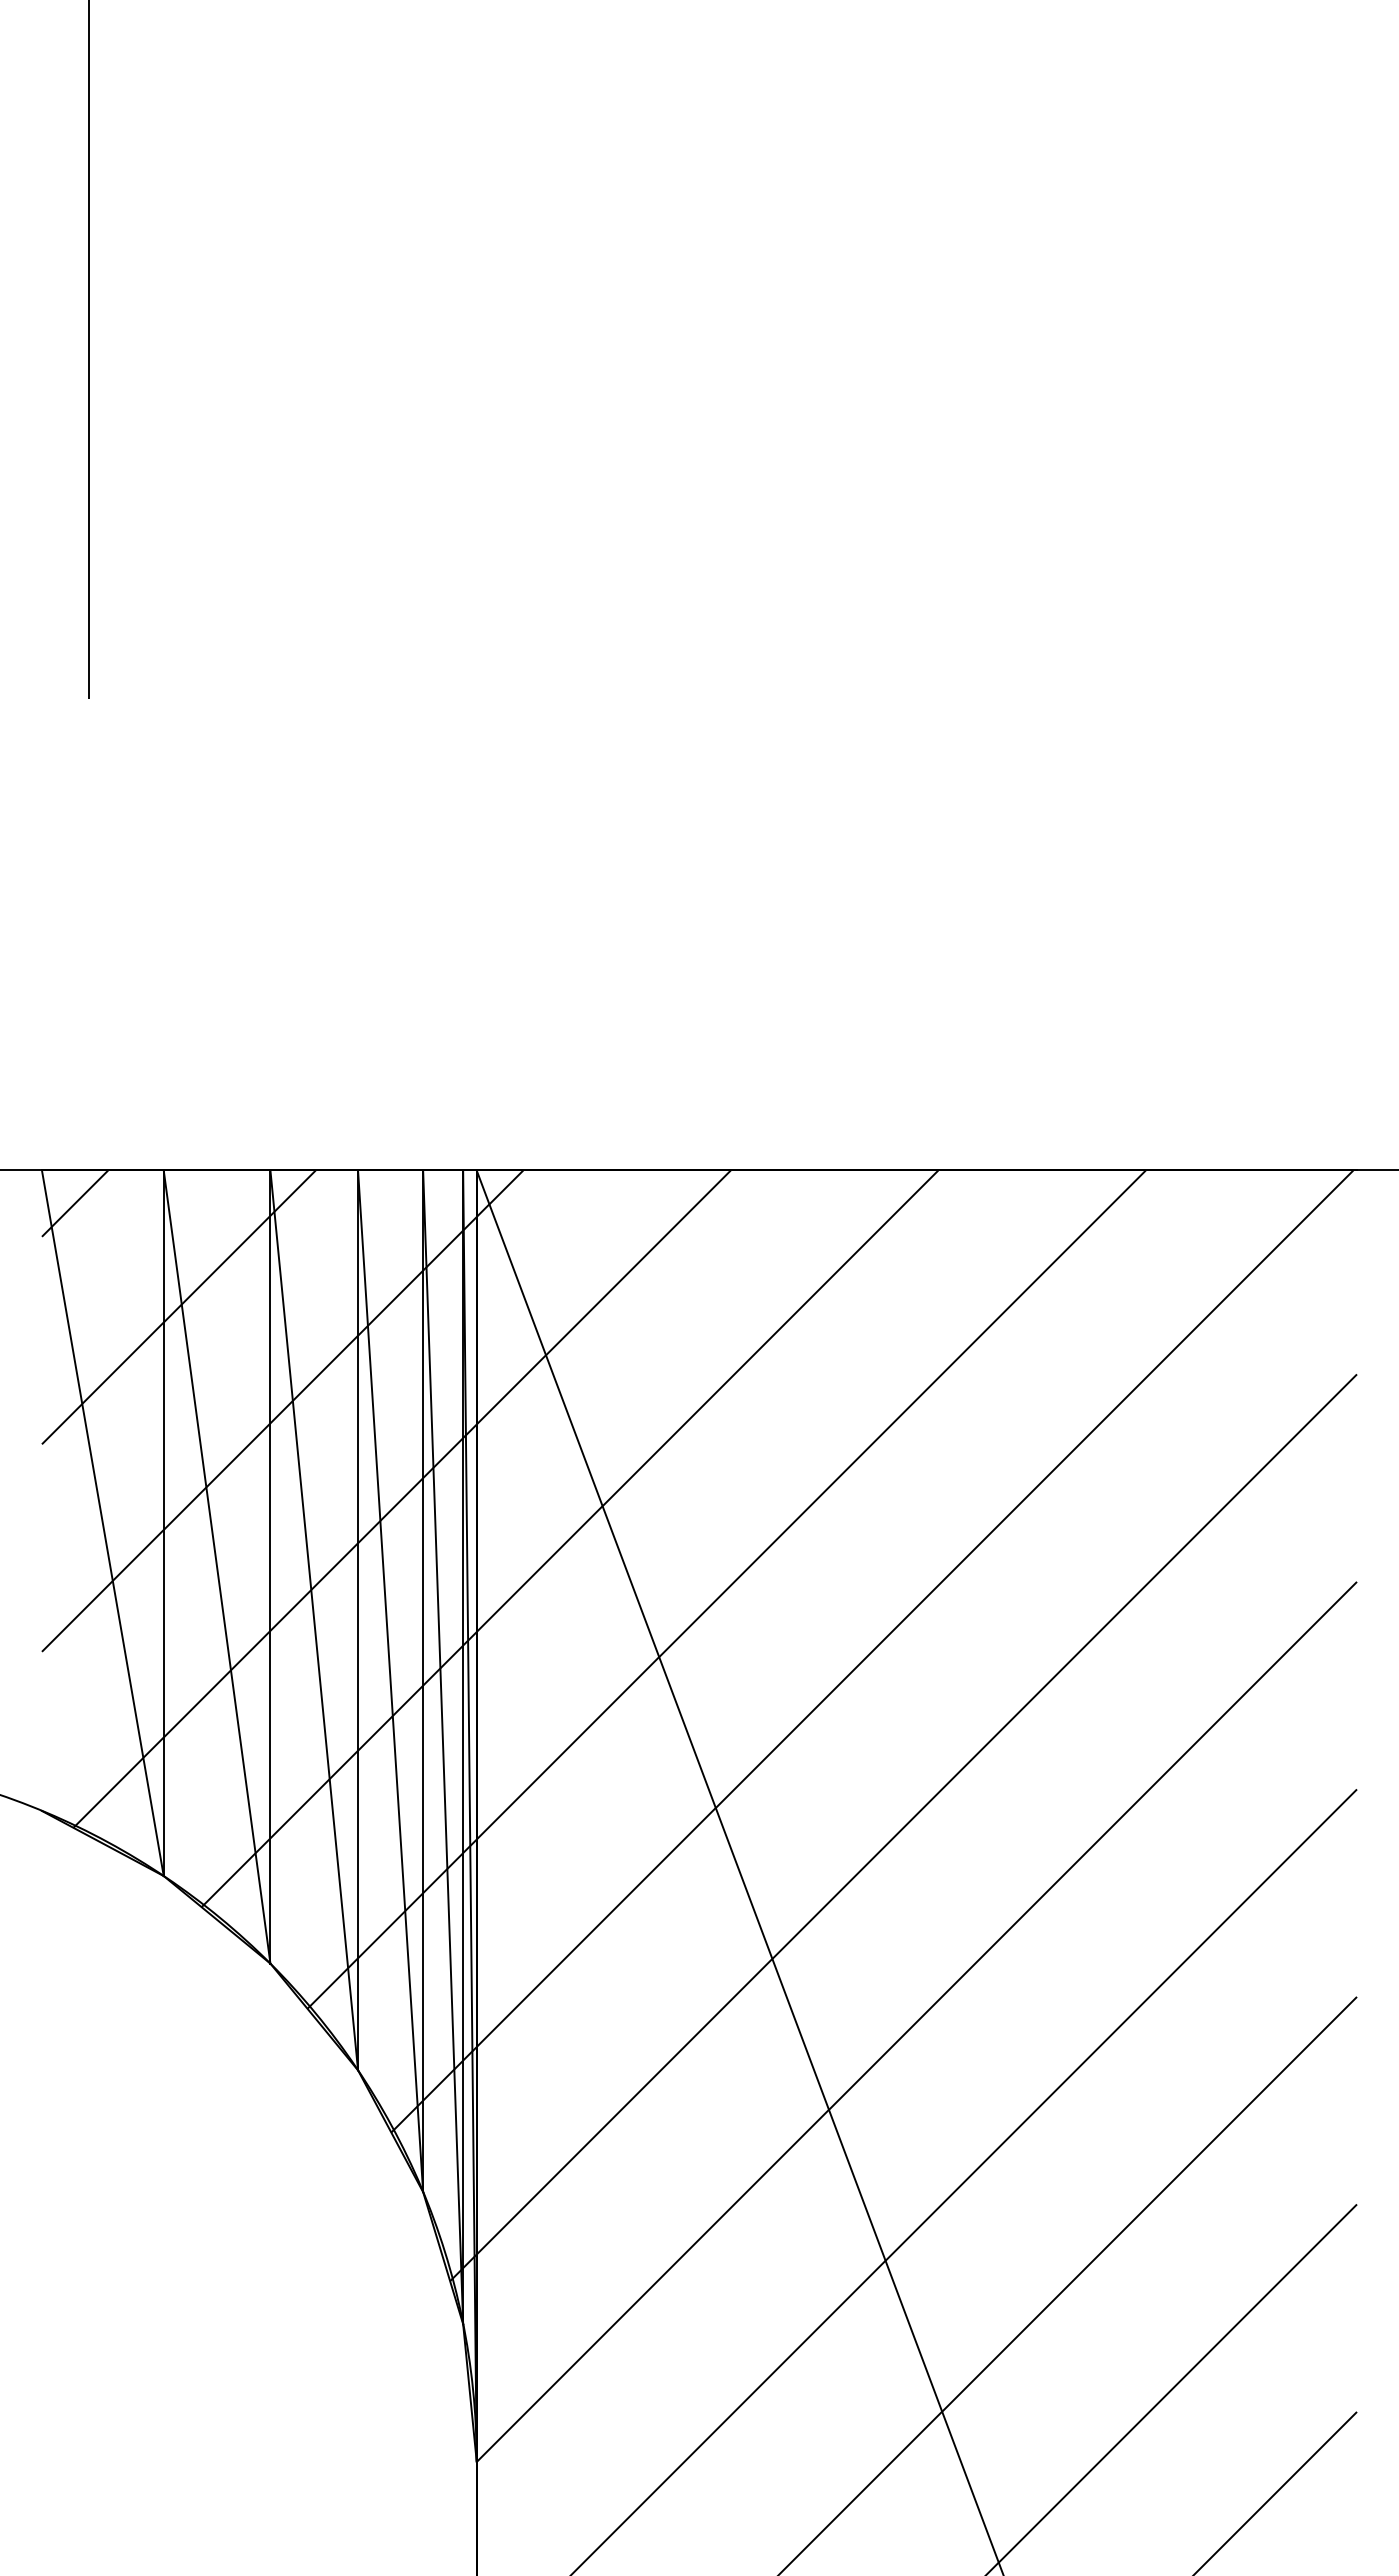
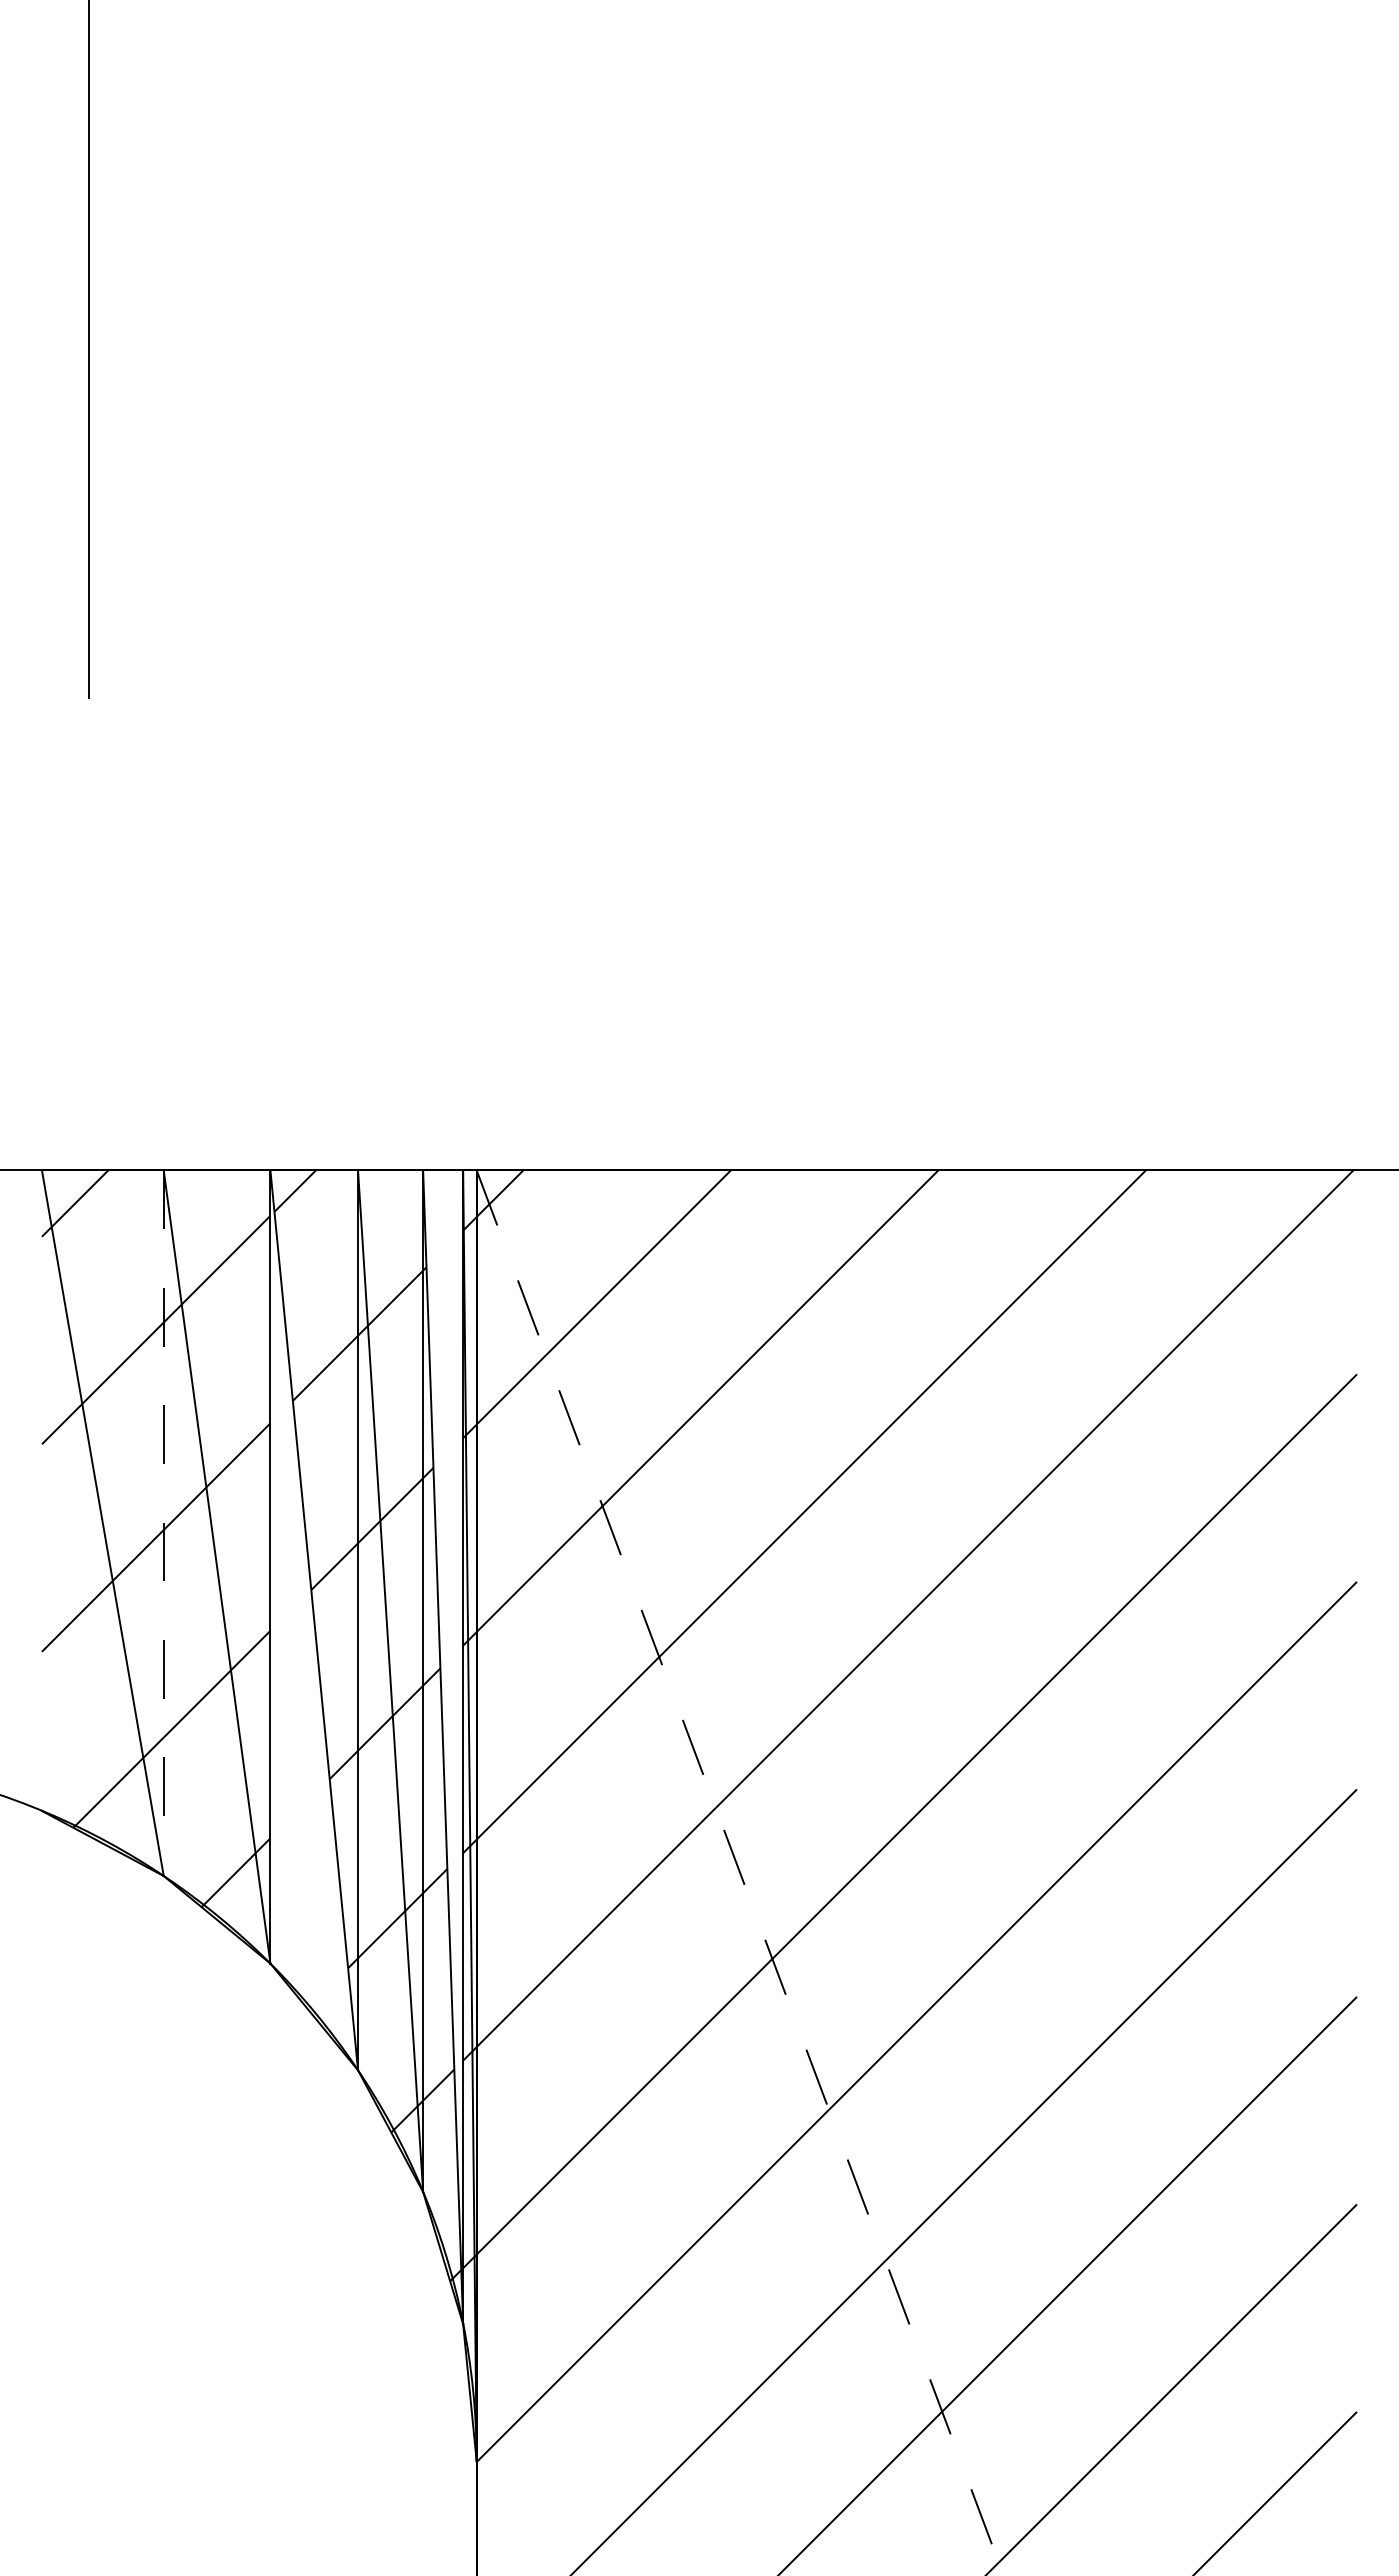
line: solid -> dashed (163, 1523)
hatch: present -> none (309, 1609)
hatch: present -> none (444, 1750)
line: solid -> dashed (740, 1873)
